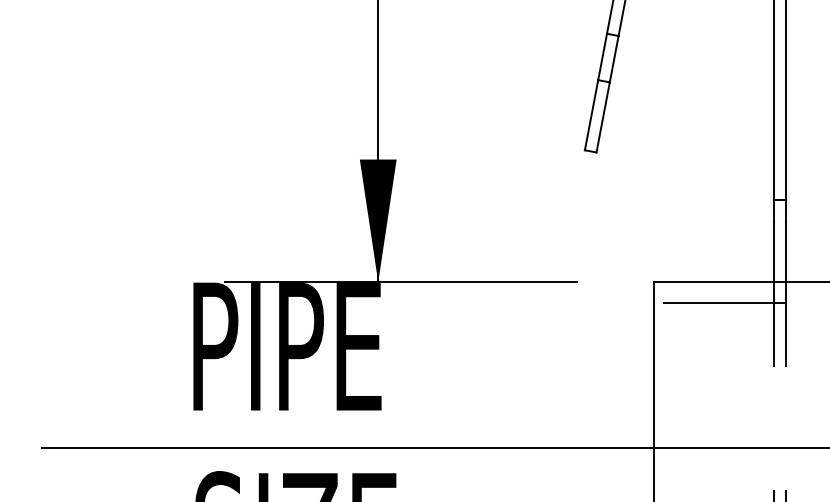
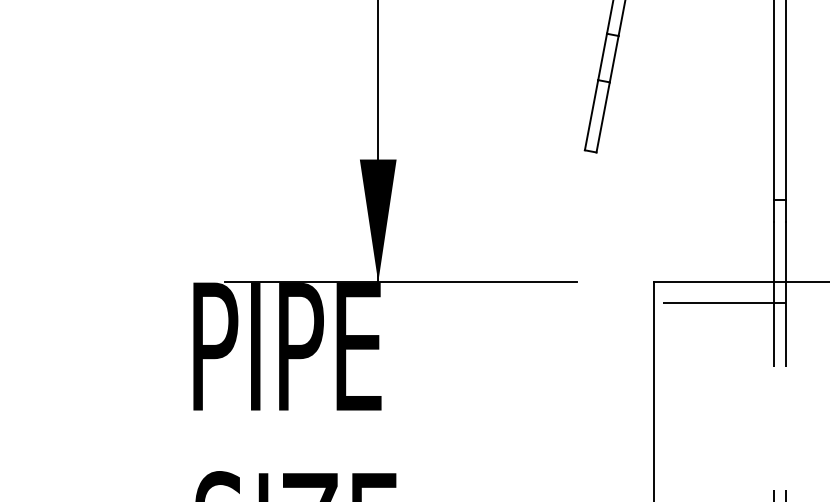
line: present -> none (433, 447)
